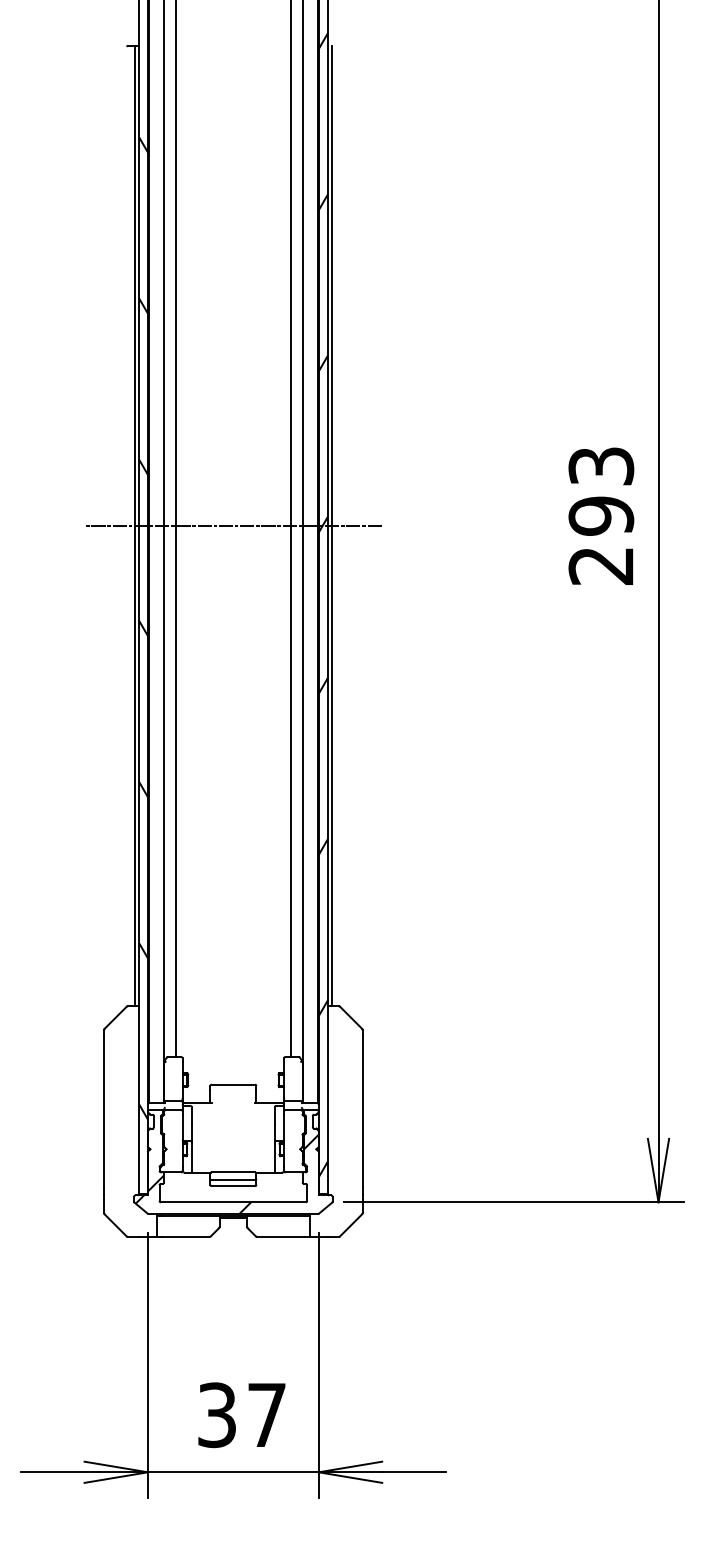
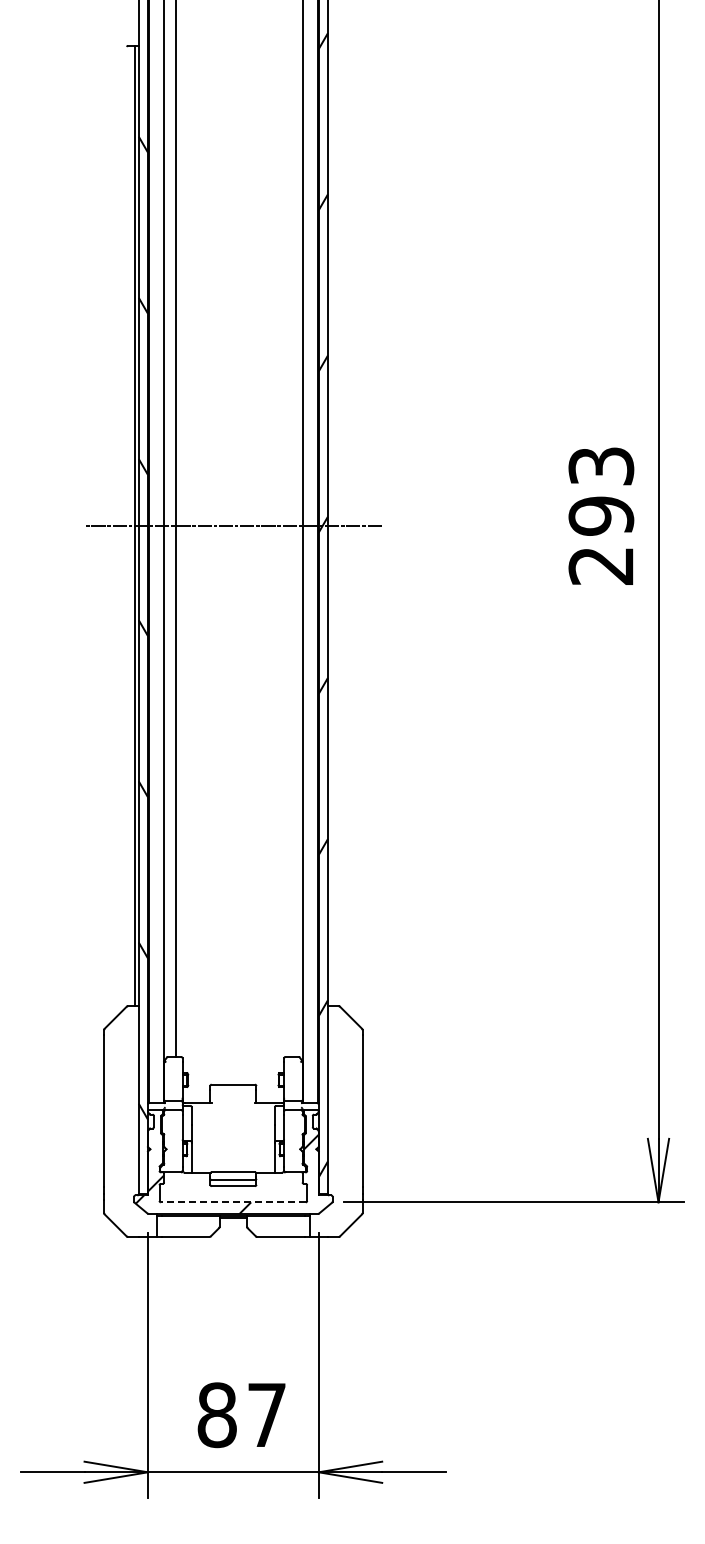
line: present -> none (331, 526)
line: present -> none (291, 529)
line: solid -> dashed (232, 1202)
text: 37 -> 87 (216, 1415)
